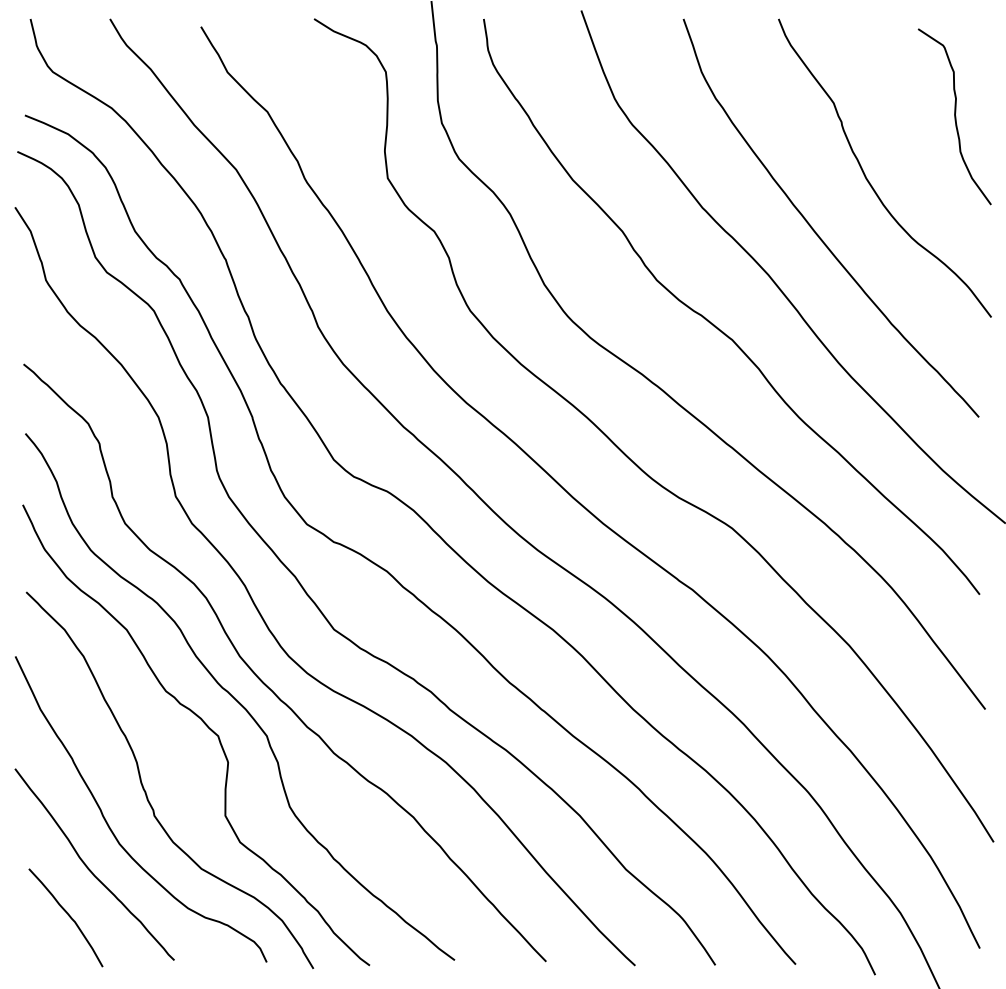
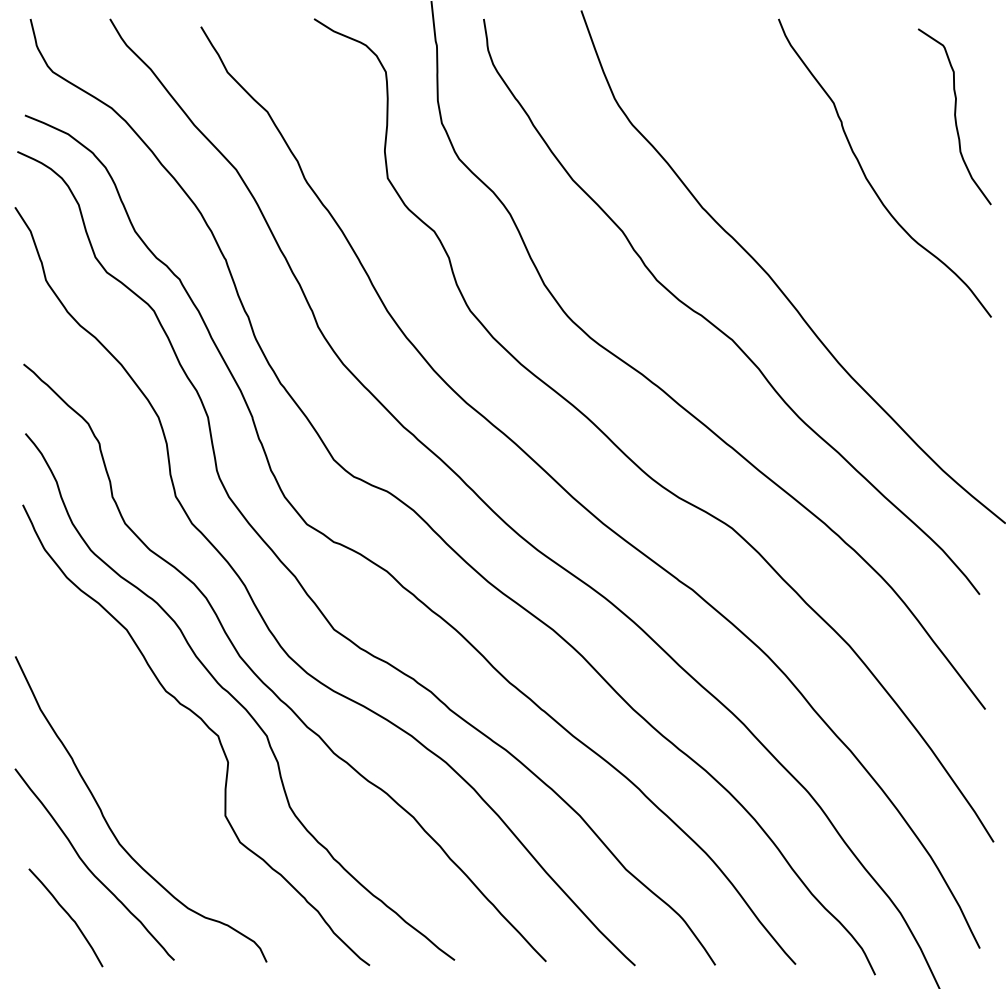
curve: present -> none (814, 229)
curve: present -> none (146, 791)
